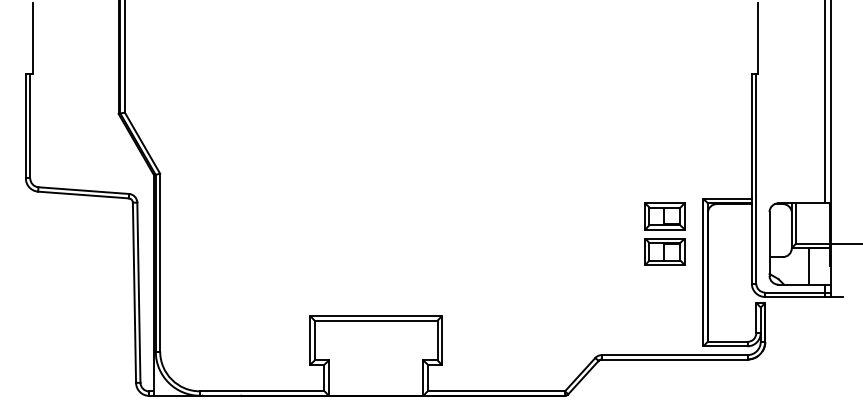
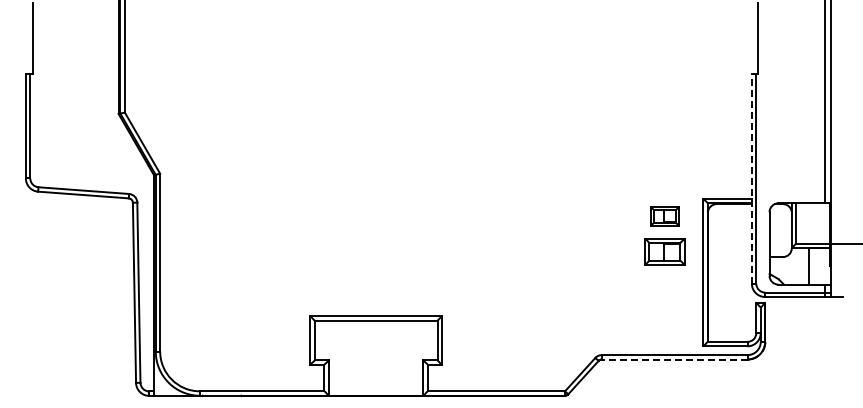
line: solid -> dashed (751, 179)
part size: 42x29 px -> 30x21 px (664, 216)
line: solid -> dashed (674, 359)
